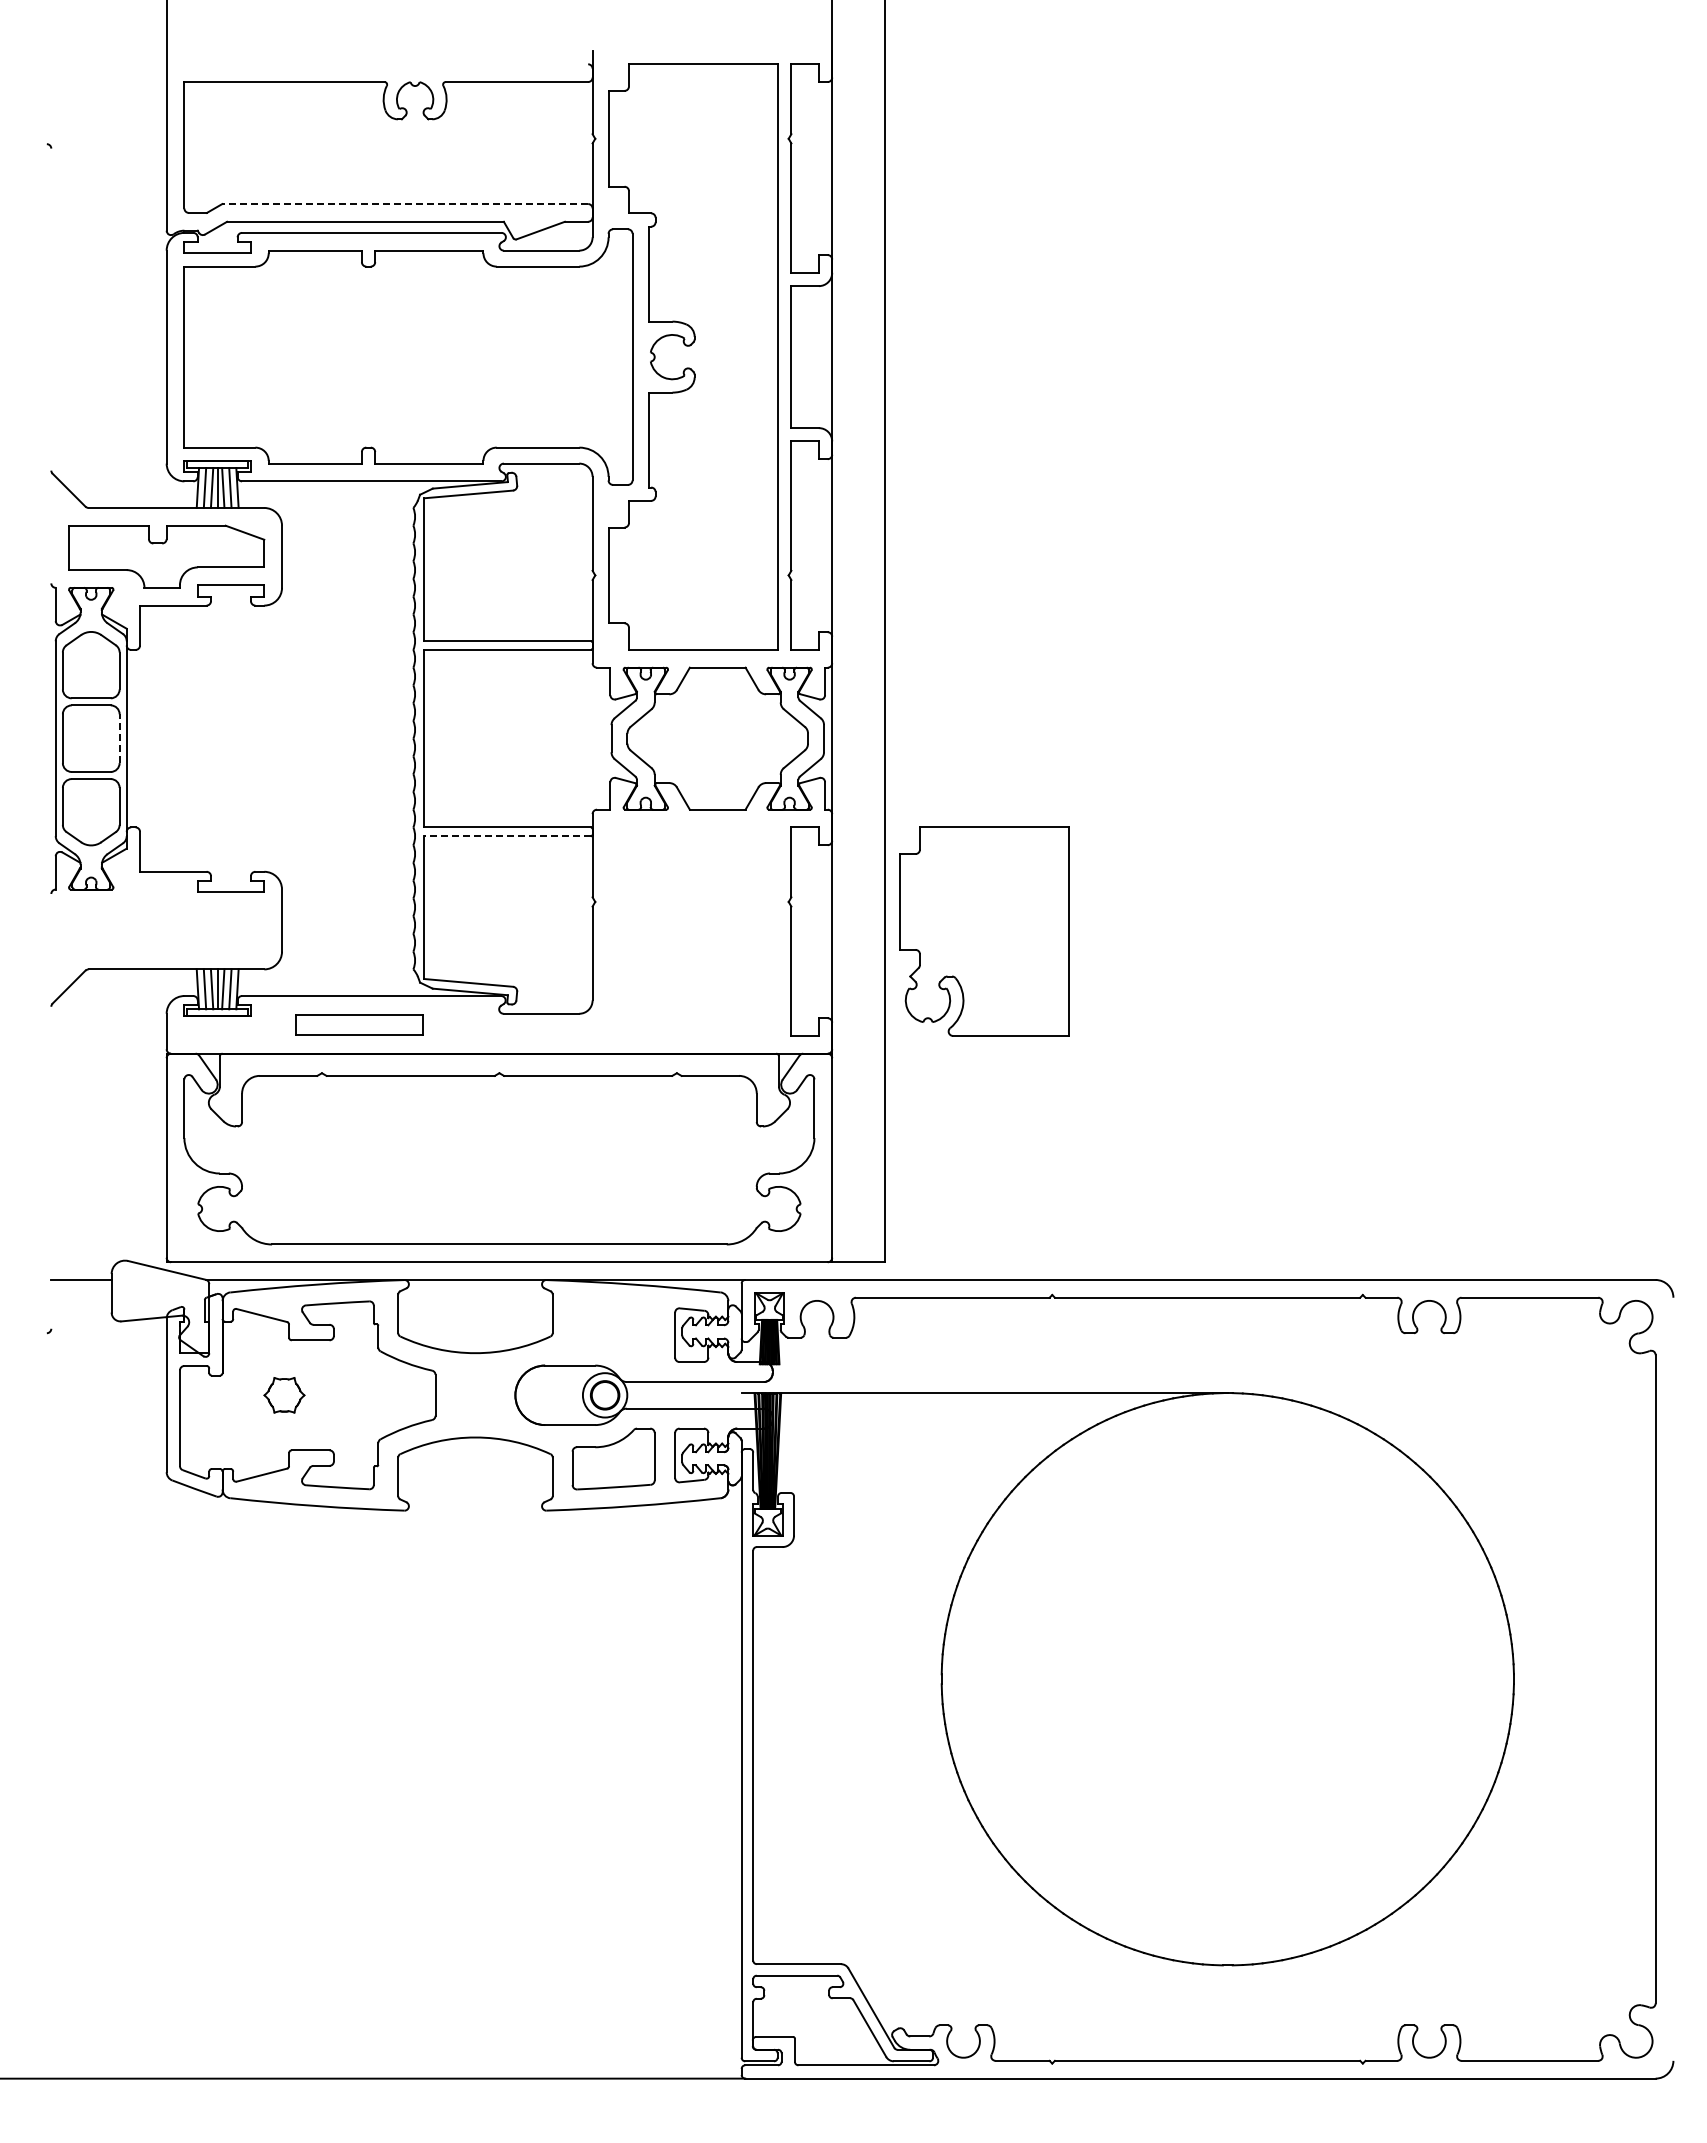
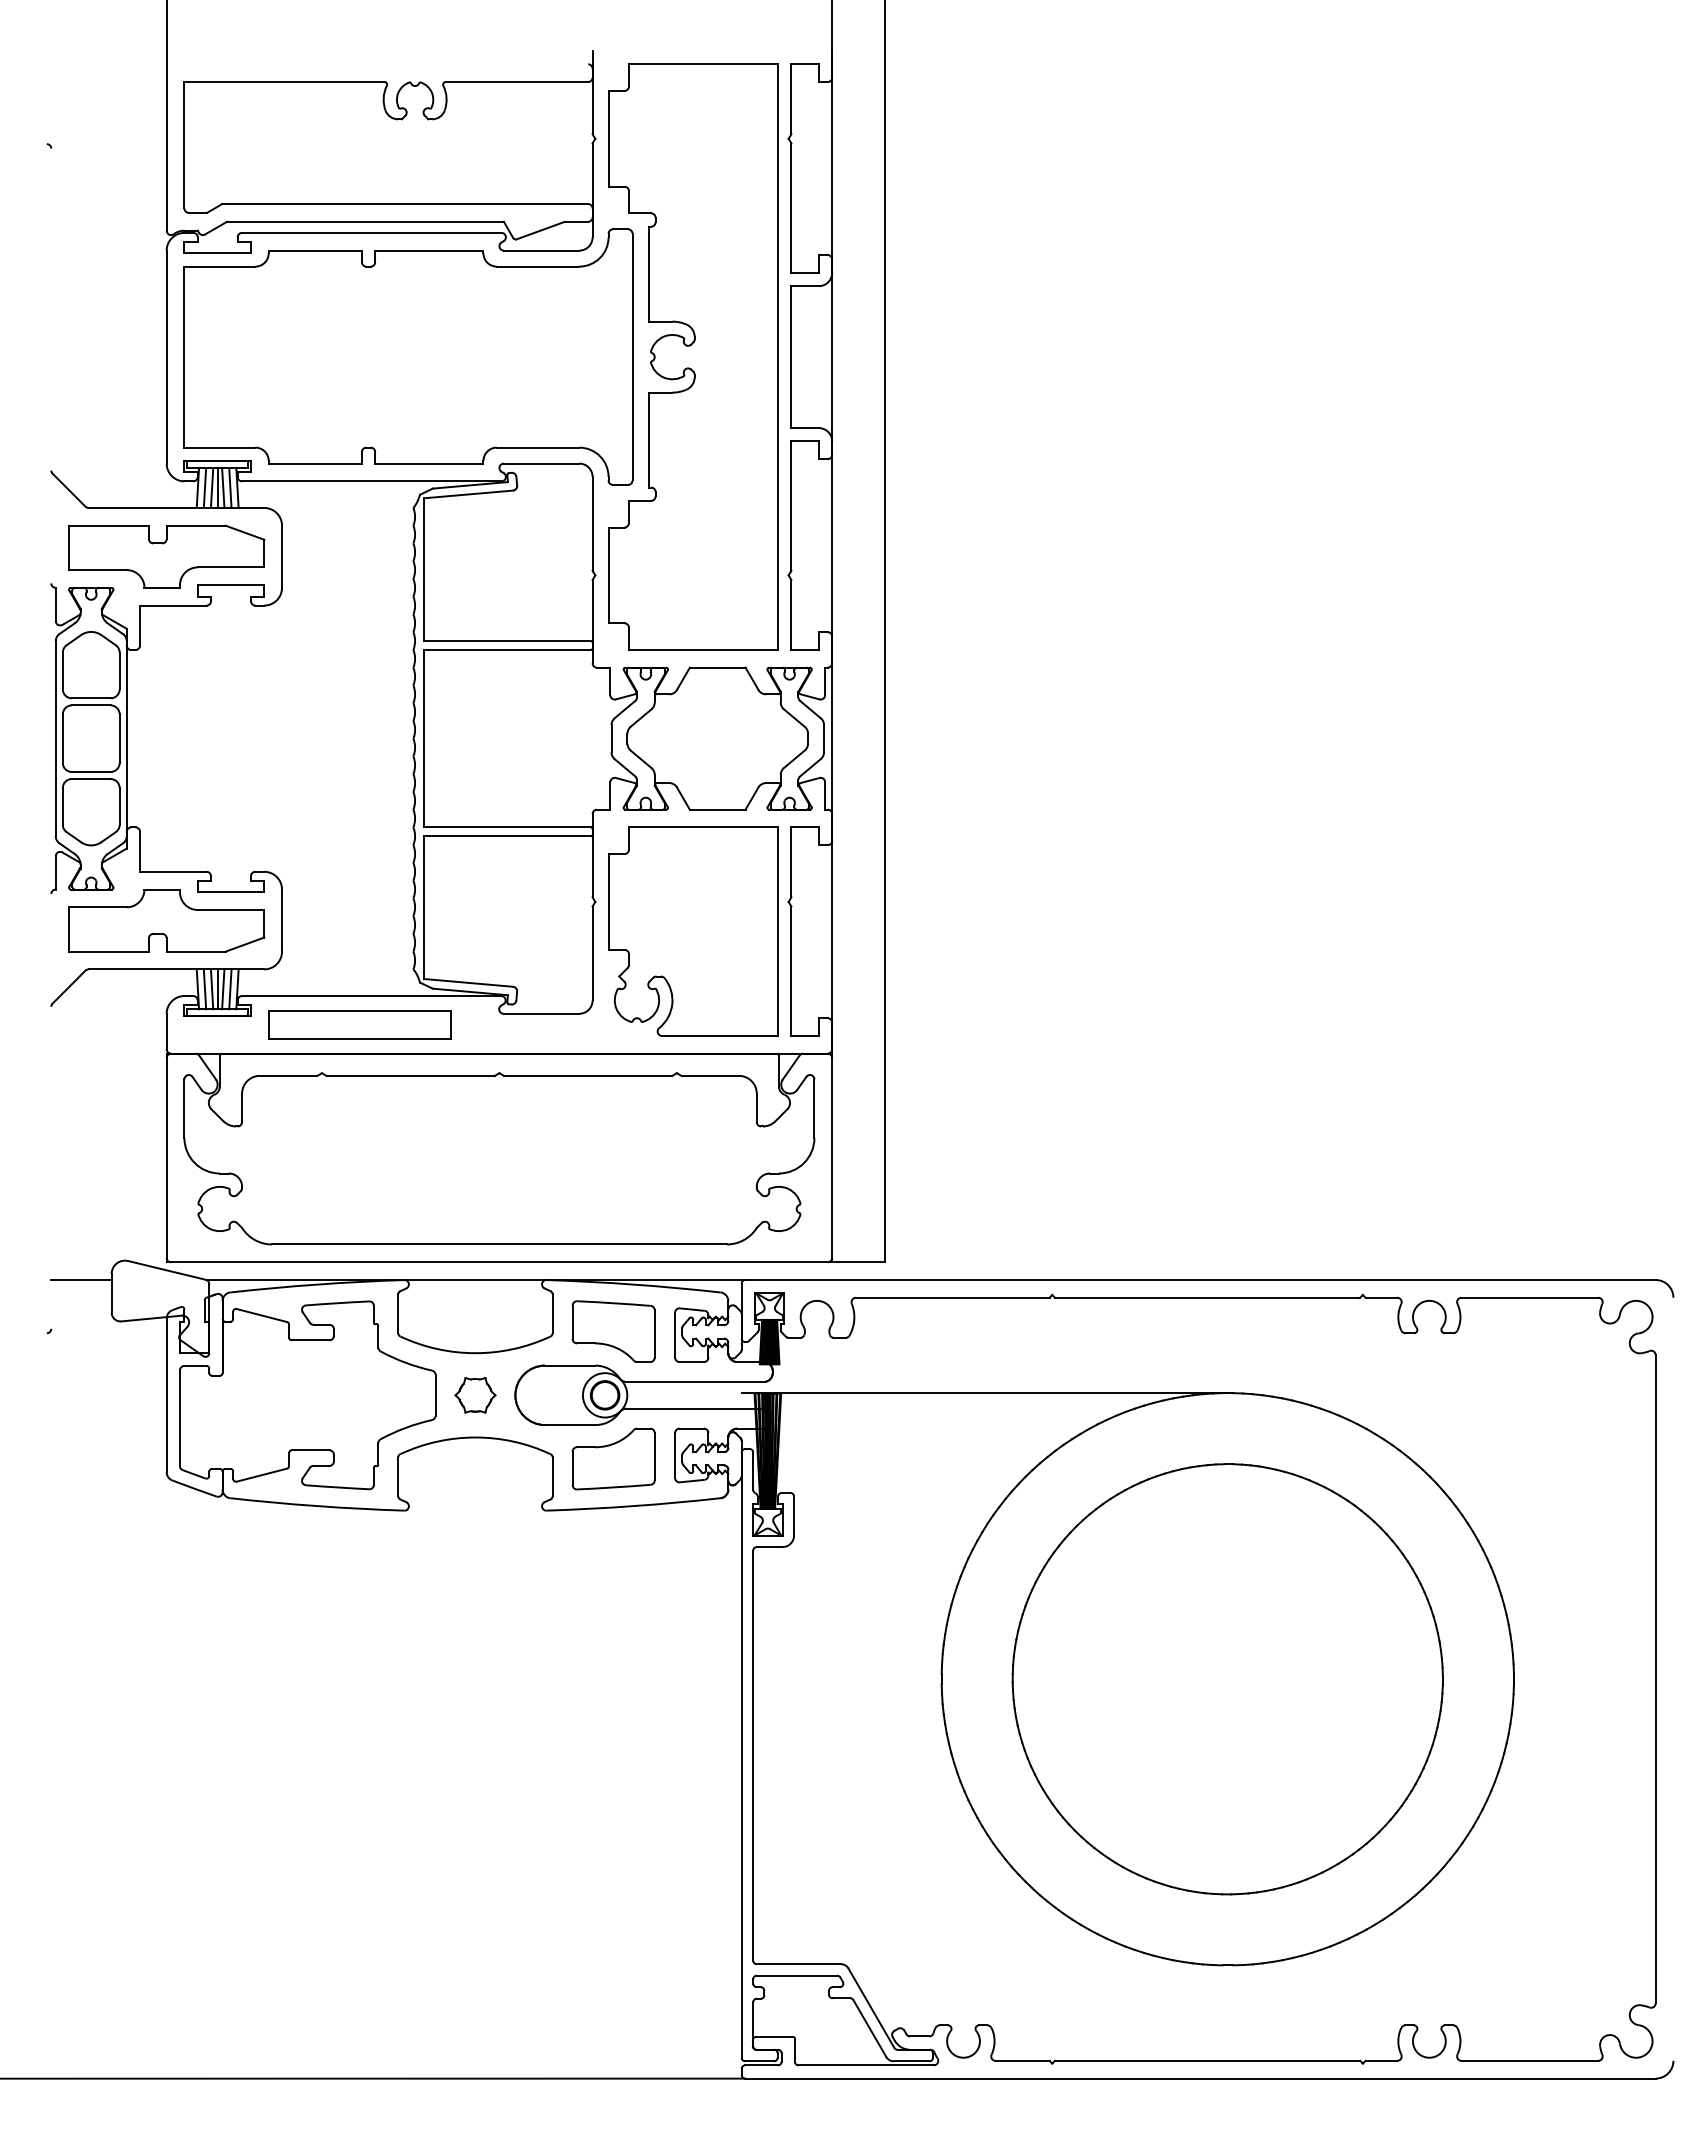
line: dashed -> solid (405, 204)
line: dashed -> solid (119, 738)
line: dashed -> solid (506, 836)
part: none -> present (166, 920)
part position: (984, 931) -> (693, 931) (693, 931)
part size: 129x22 px -> 184x30 px (359, 1024)
part: none -> present (613, 1331)
part position: (284, 1395) -> (475, 1395) (475, 1395)
part: none -> present (1227, 1679)
